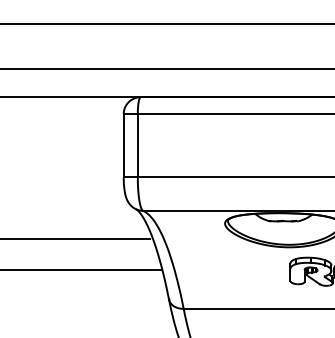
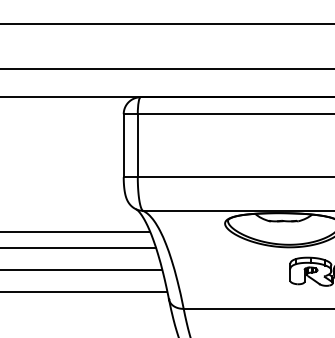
line position: (76, 238) -> (76, 231) (76, 231)
line: none -> present (79, 248)
line: none -> present (84, 291)
